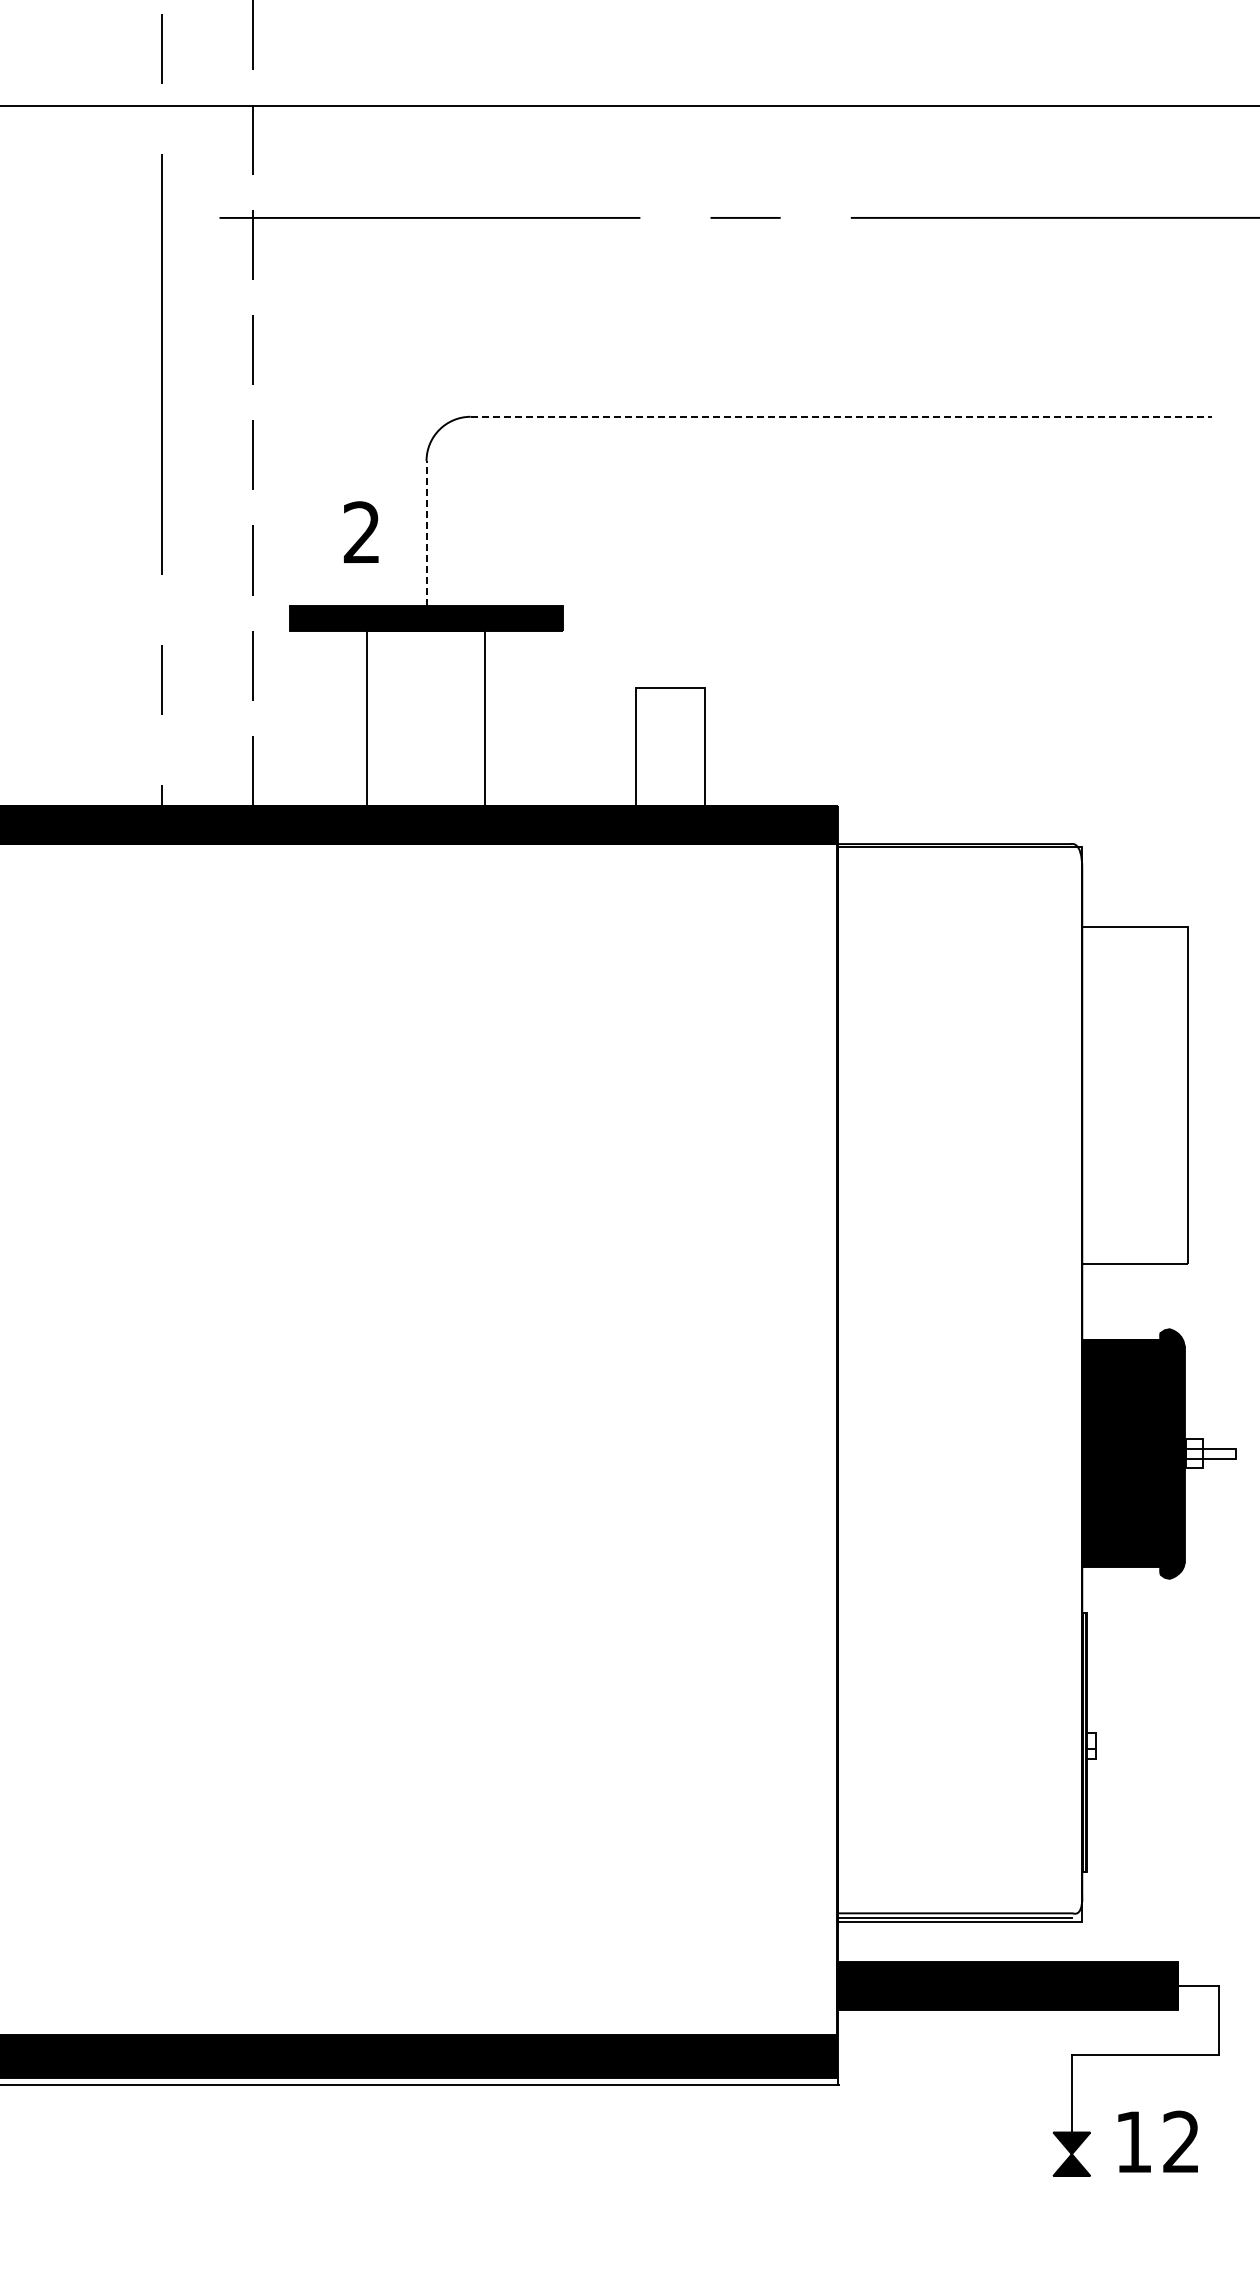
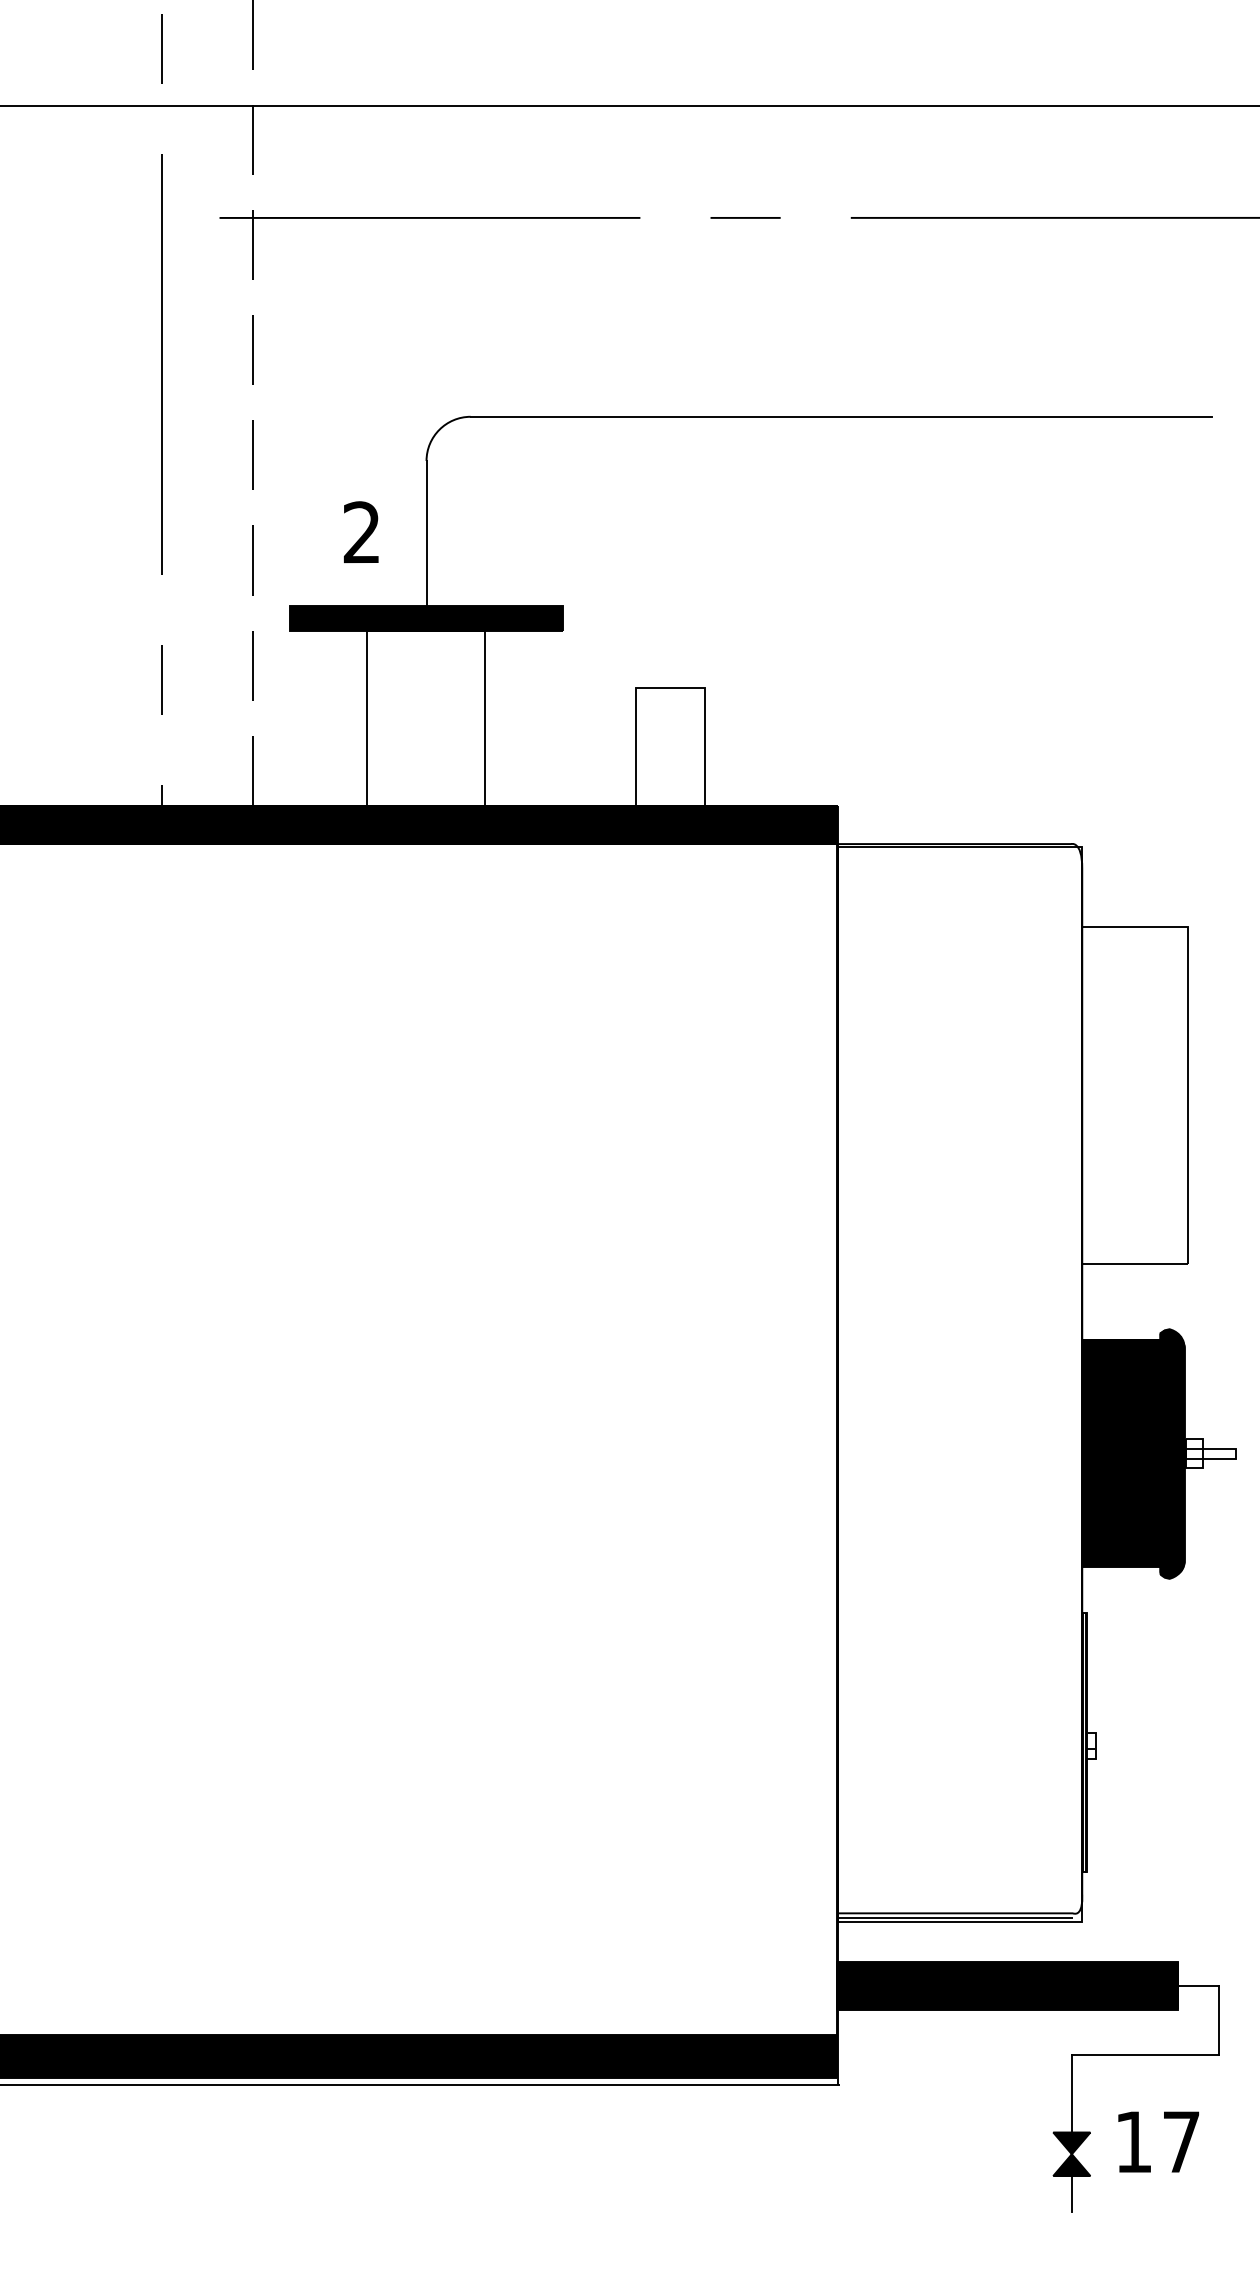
line: dashed -> solid (841, 416)
line: dashed -> solid (426, 532)
text: 12 -> 17 (1181, 2141)
line: none -> present (1071, 2193)
